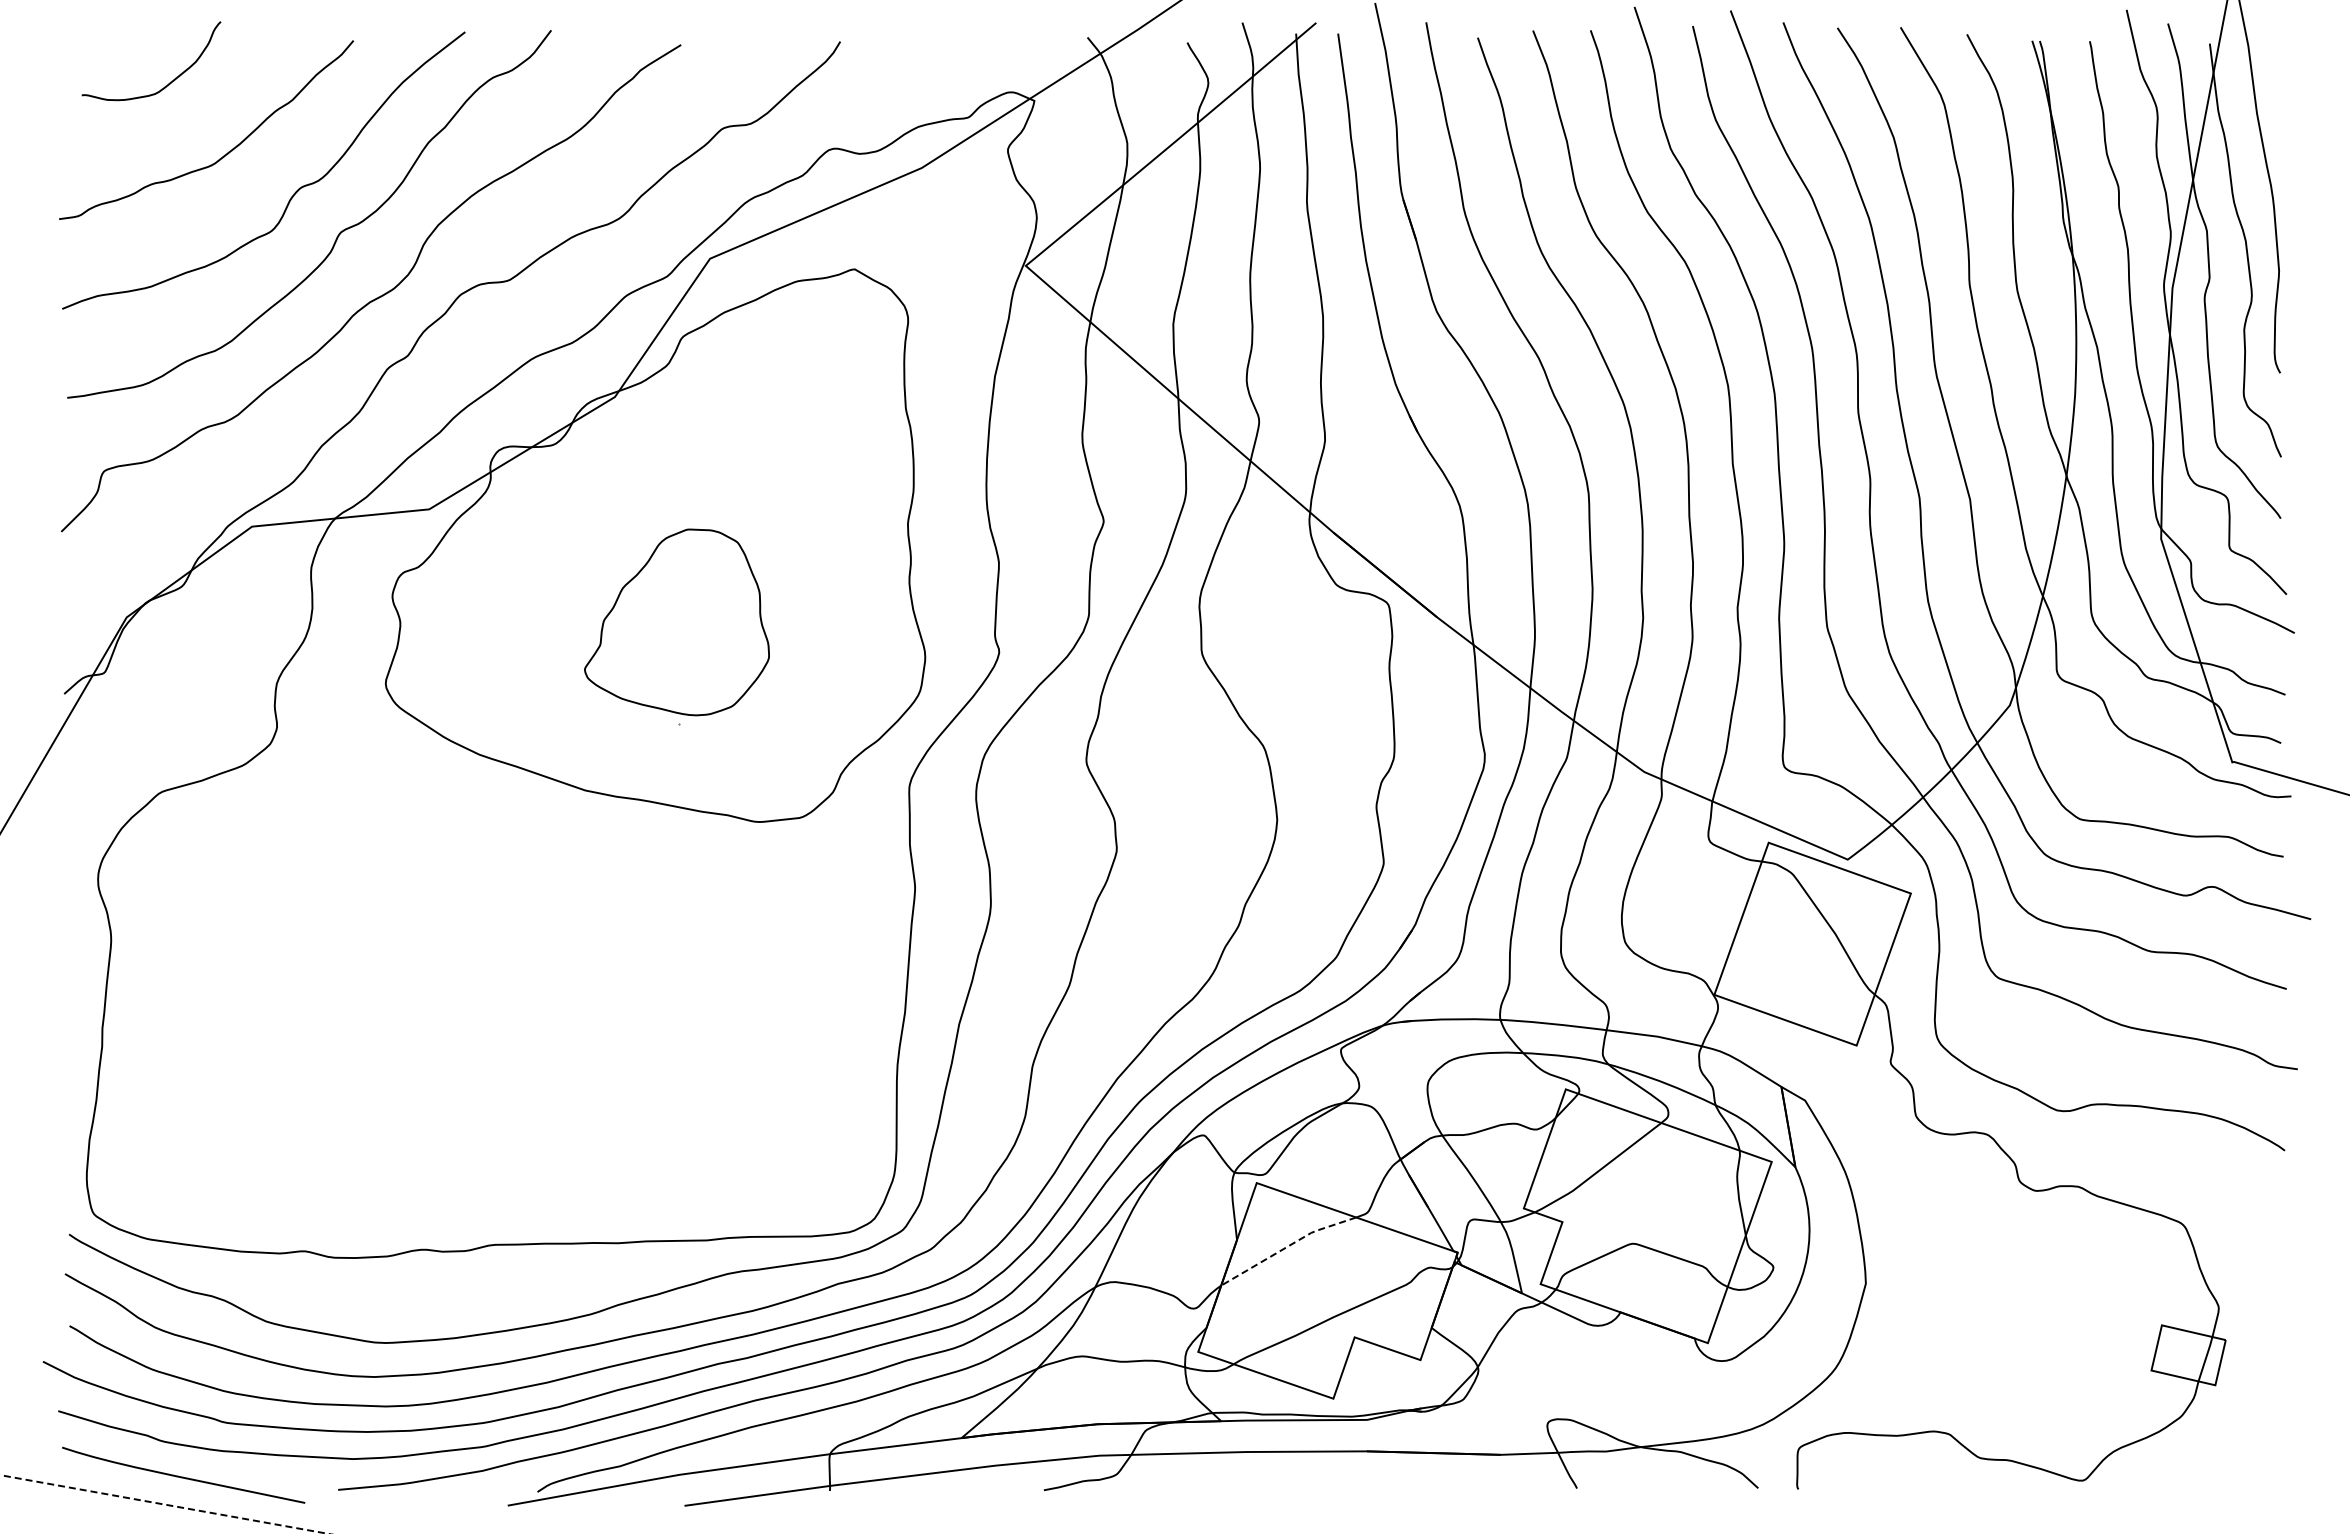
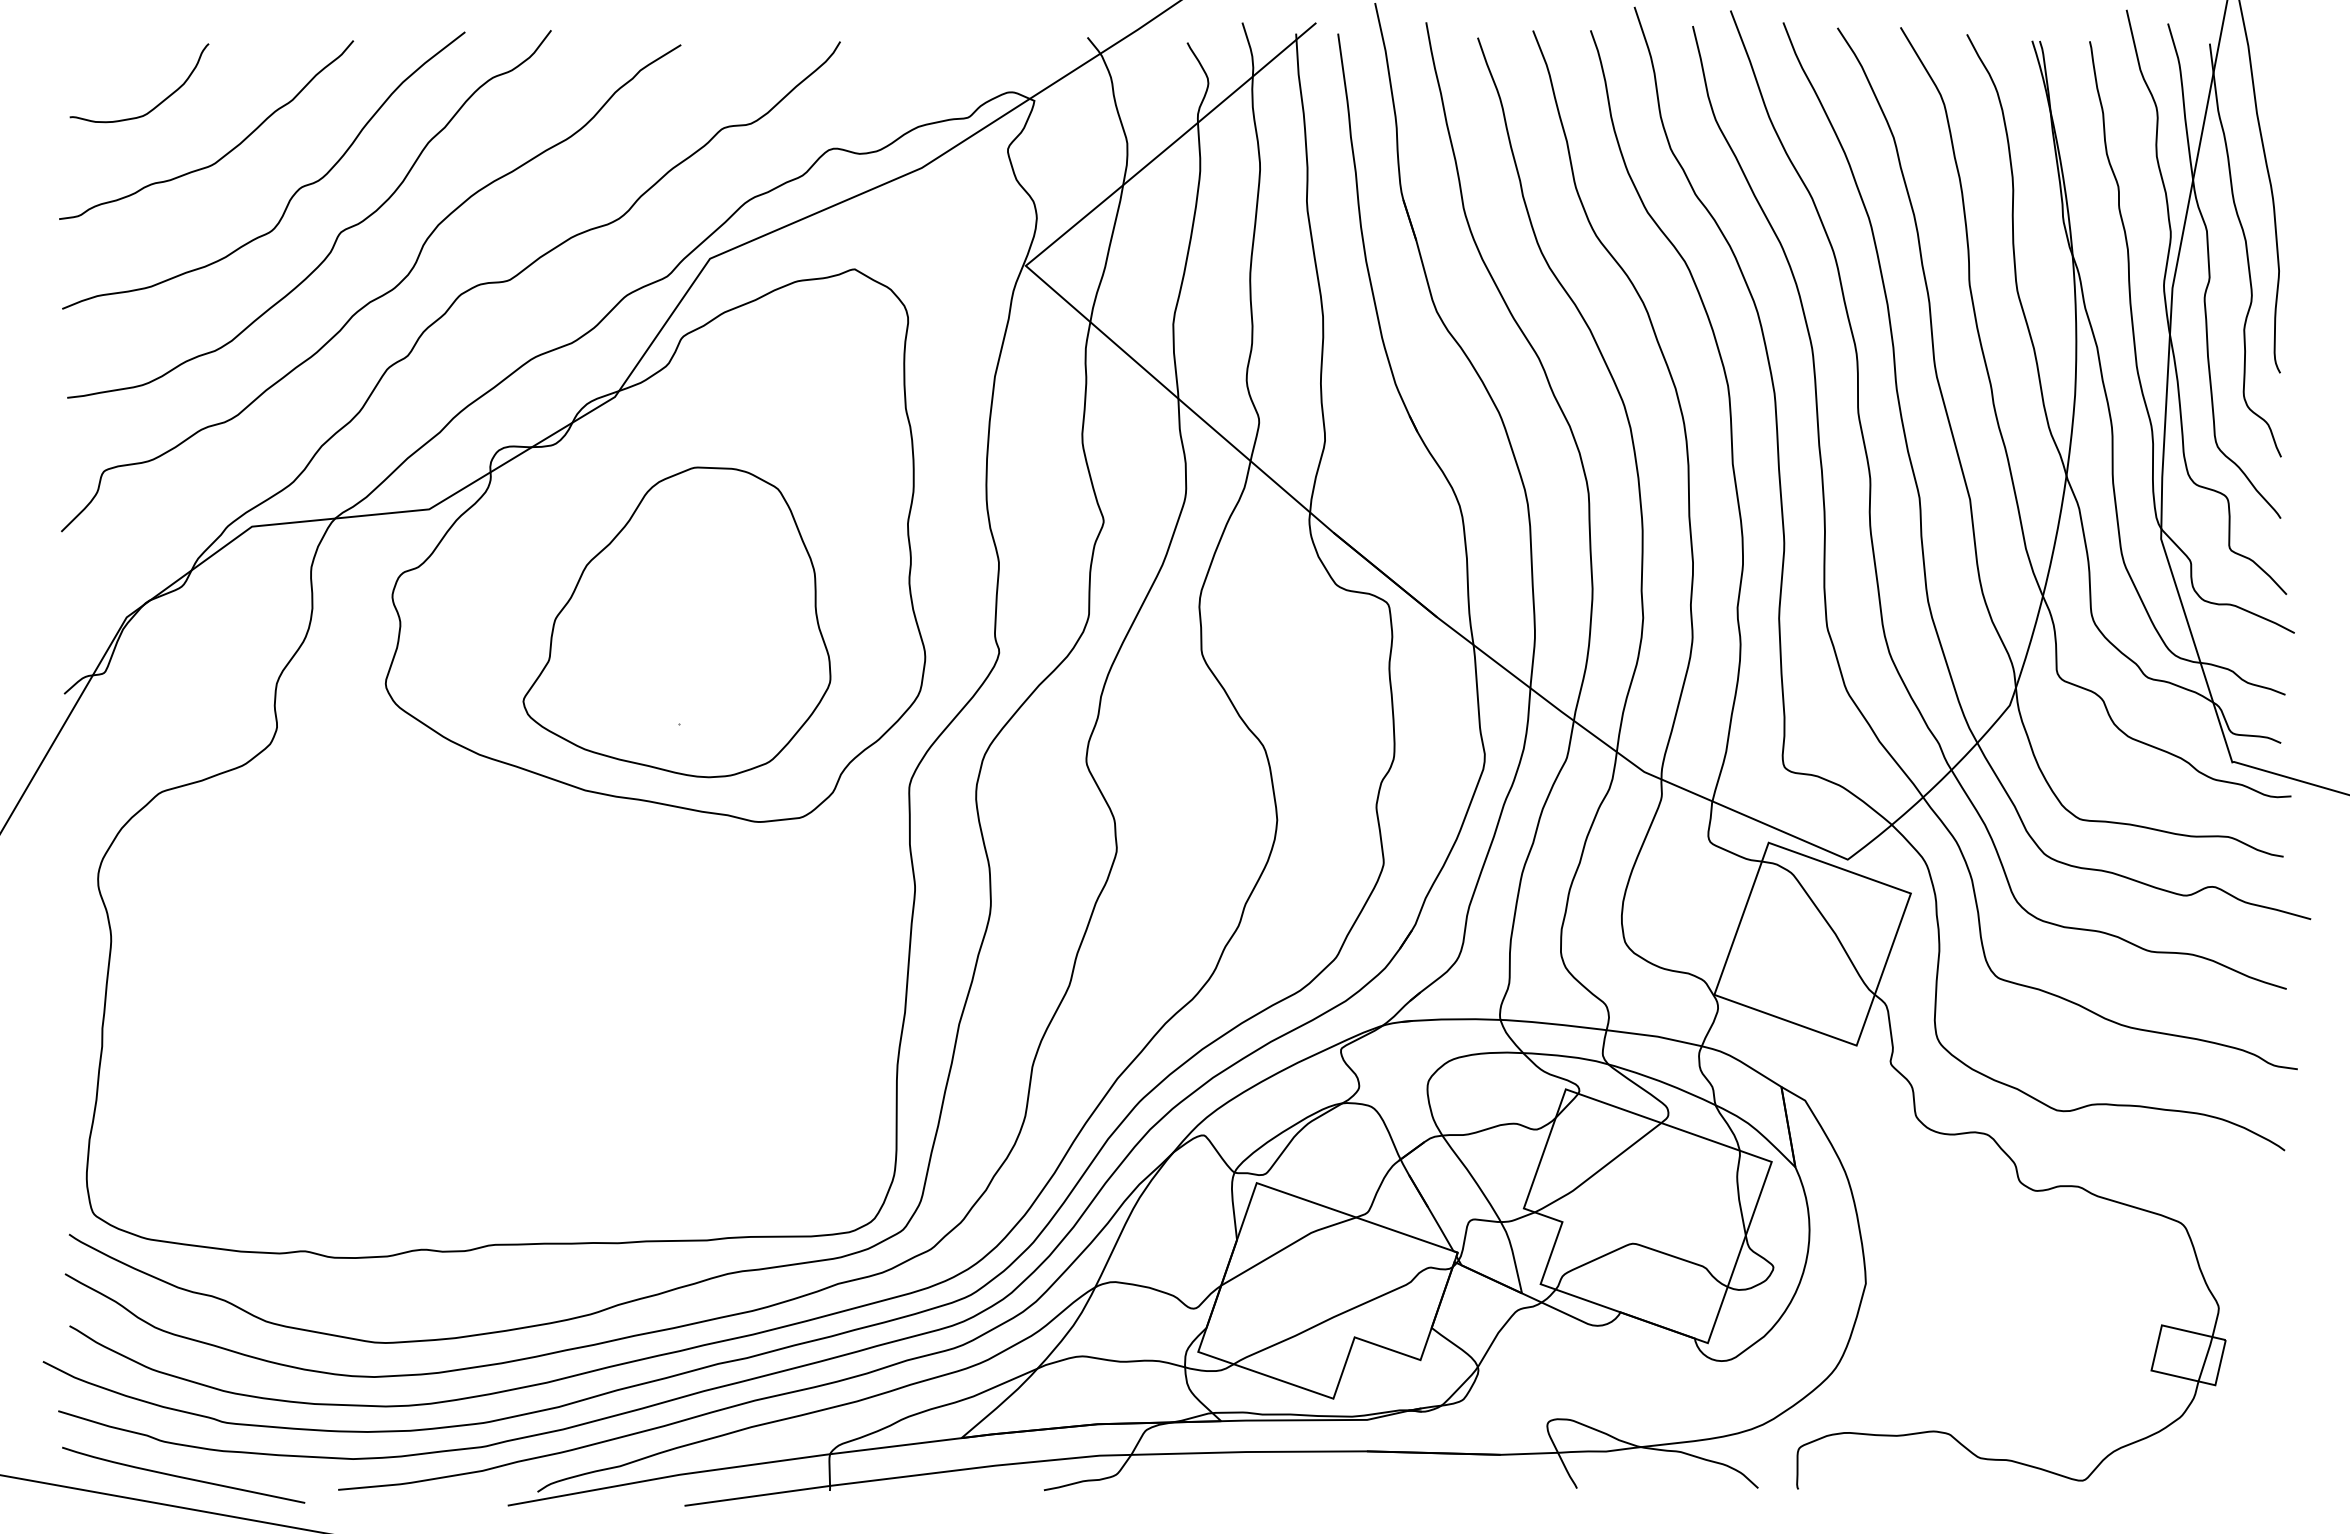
curve position: (170, 81) -> (158, 103) (158, 103)
part size: 186x189 px -> 310x313 px (676, 622)
line: dashed -> solid (1287, 1247)
line: dashed -> solid (164, 1504)
